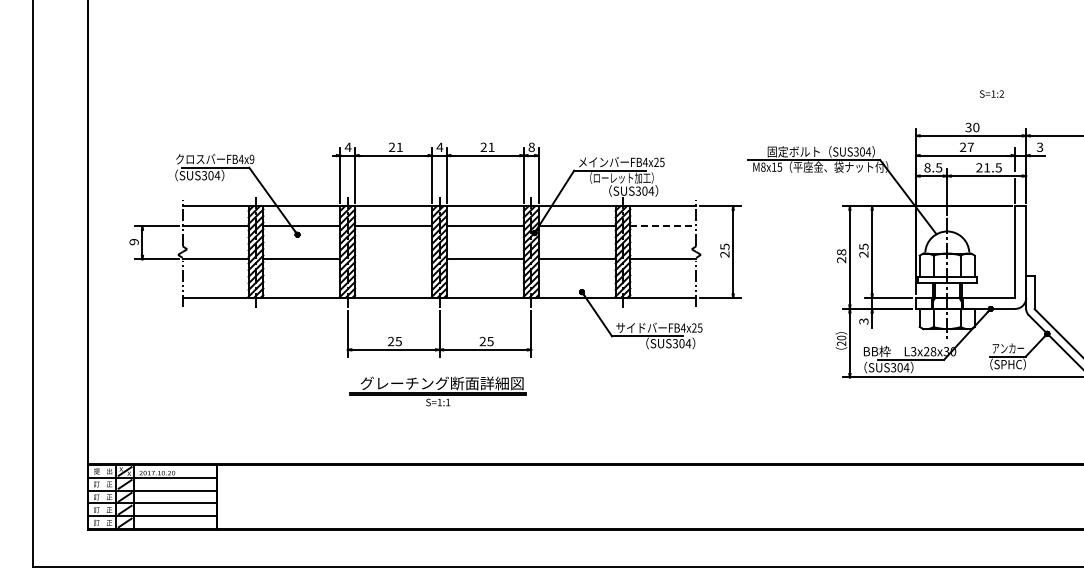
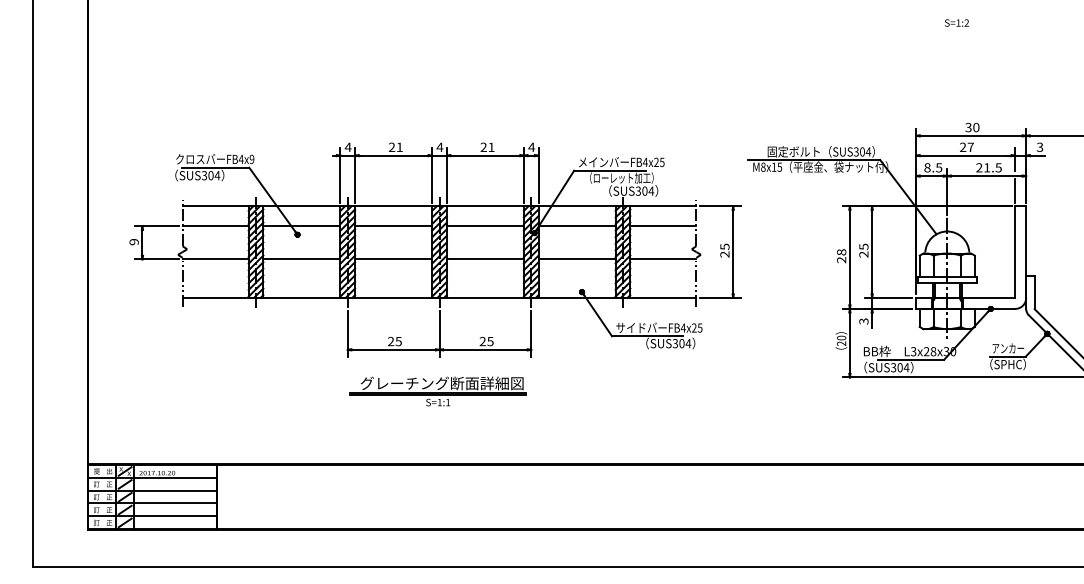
text position: (991, 93) -> (956, 22) (956, 22)
text: 8 -> 4 (531, 146)
line: dashed -> solid (663, 226)
line: none -> present (393, 259)
